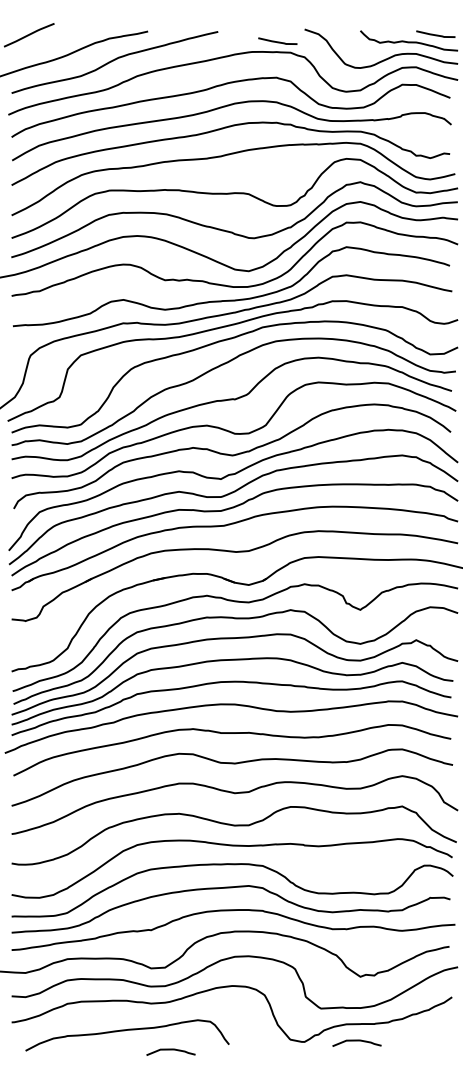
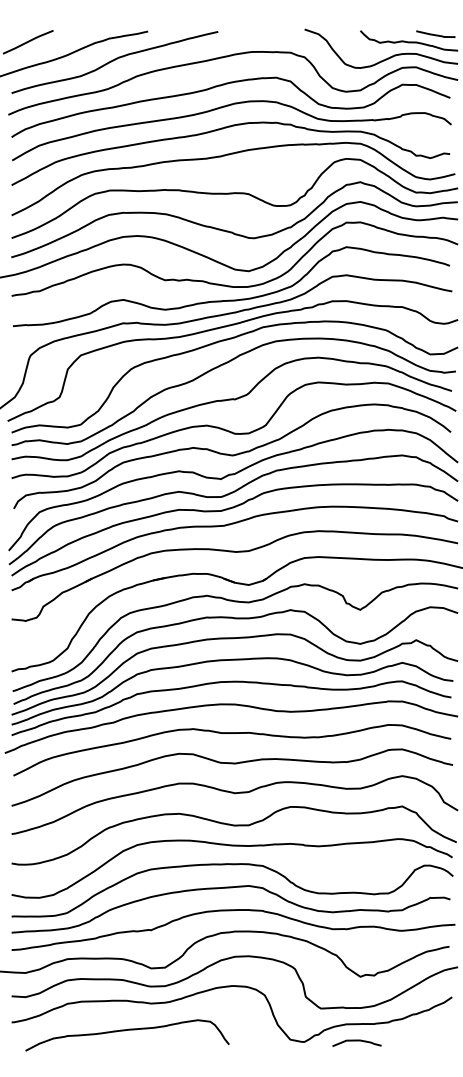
line position: (29, 35) -> (28, 42) (28, 42)
line: present -> none (277, 41)
curve: present -> none (170, 1050)
